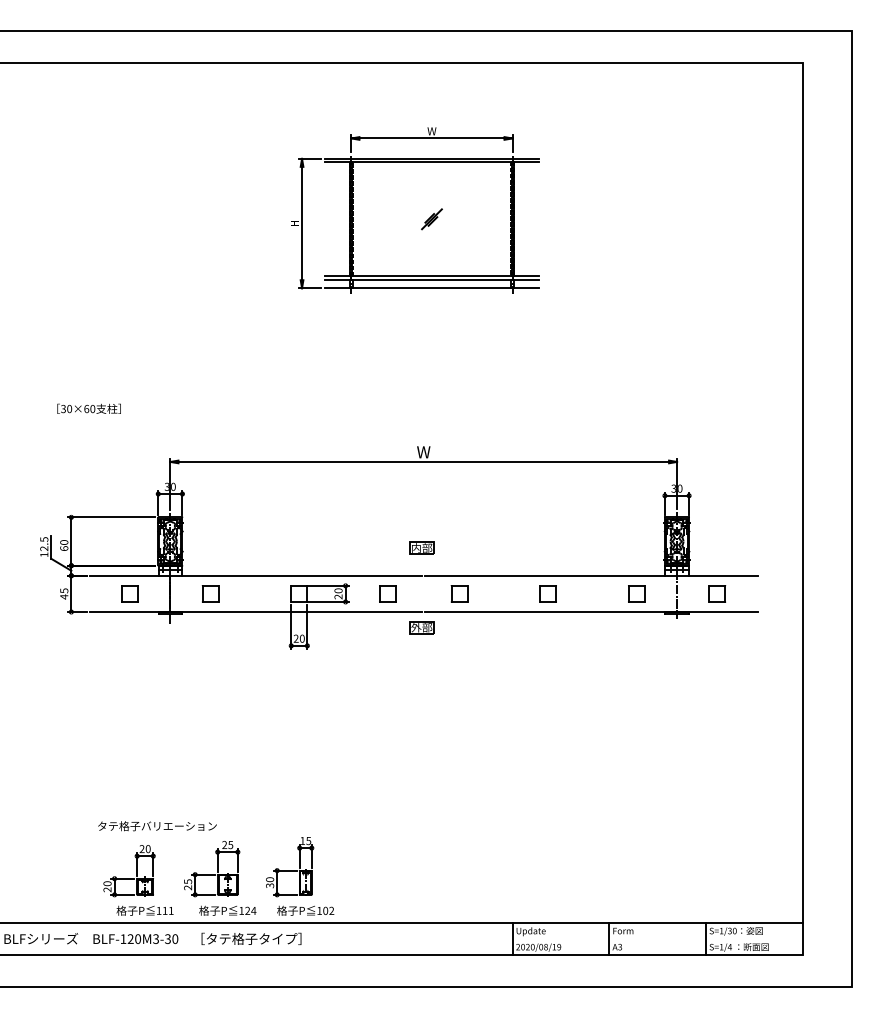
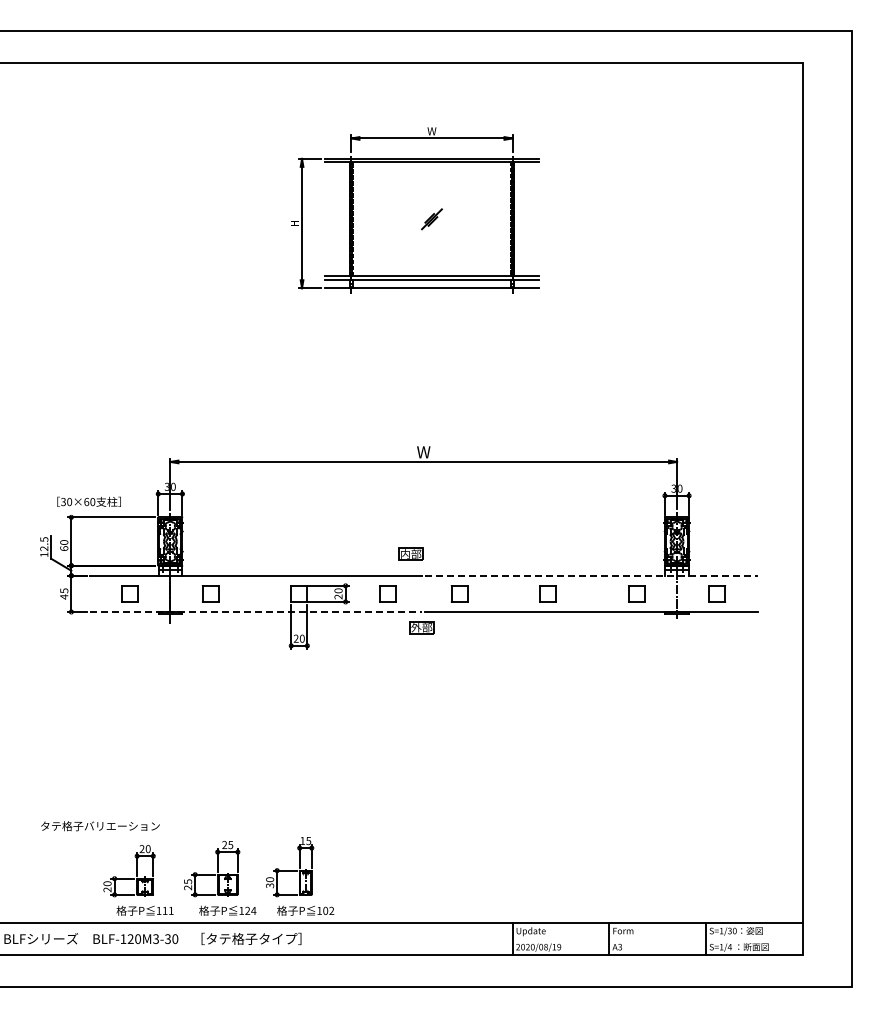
text position: (88, 408) -> (88, 501) (88, 501)
part position: (421, 547) -> (410, 553) (410, 553)
line: solid -> dashed (591, 575)
line: solid -> dashed (256, 612)
text position: (157, 826) -> (100, 826) (100, 826)
